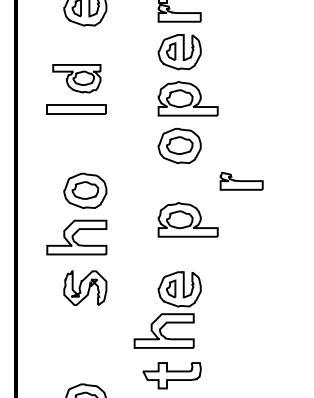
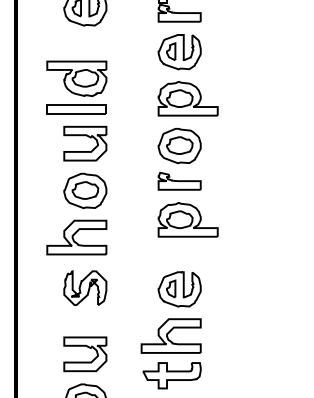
part size: 50x30 px -> 62x37 px (76, 78)
part: none -> present (88, 137)
part position: (241, 180) -> (179, 180) (179, 180)
part position: (163, 330) -> (170, 335) (170, 335)
part: none -> present (85, 361)
